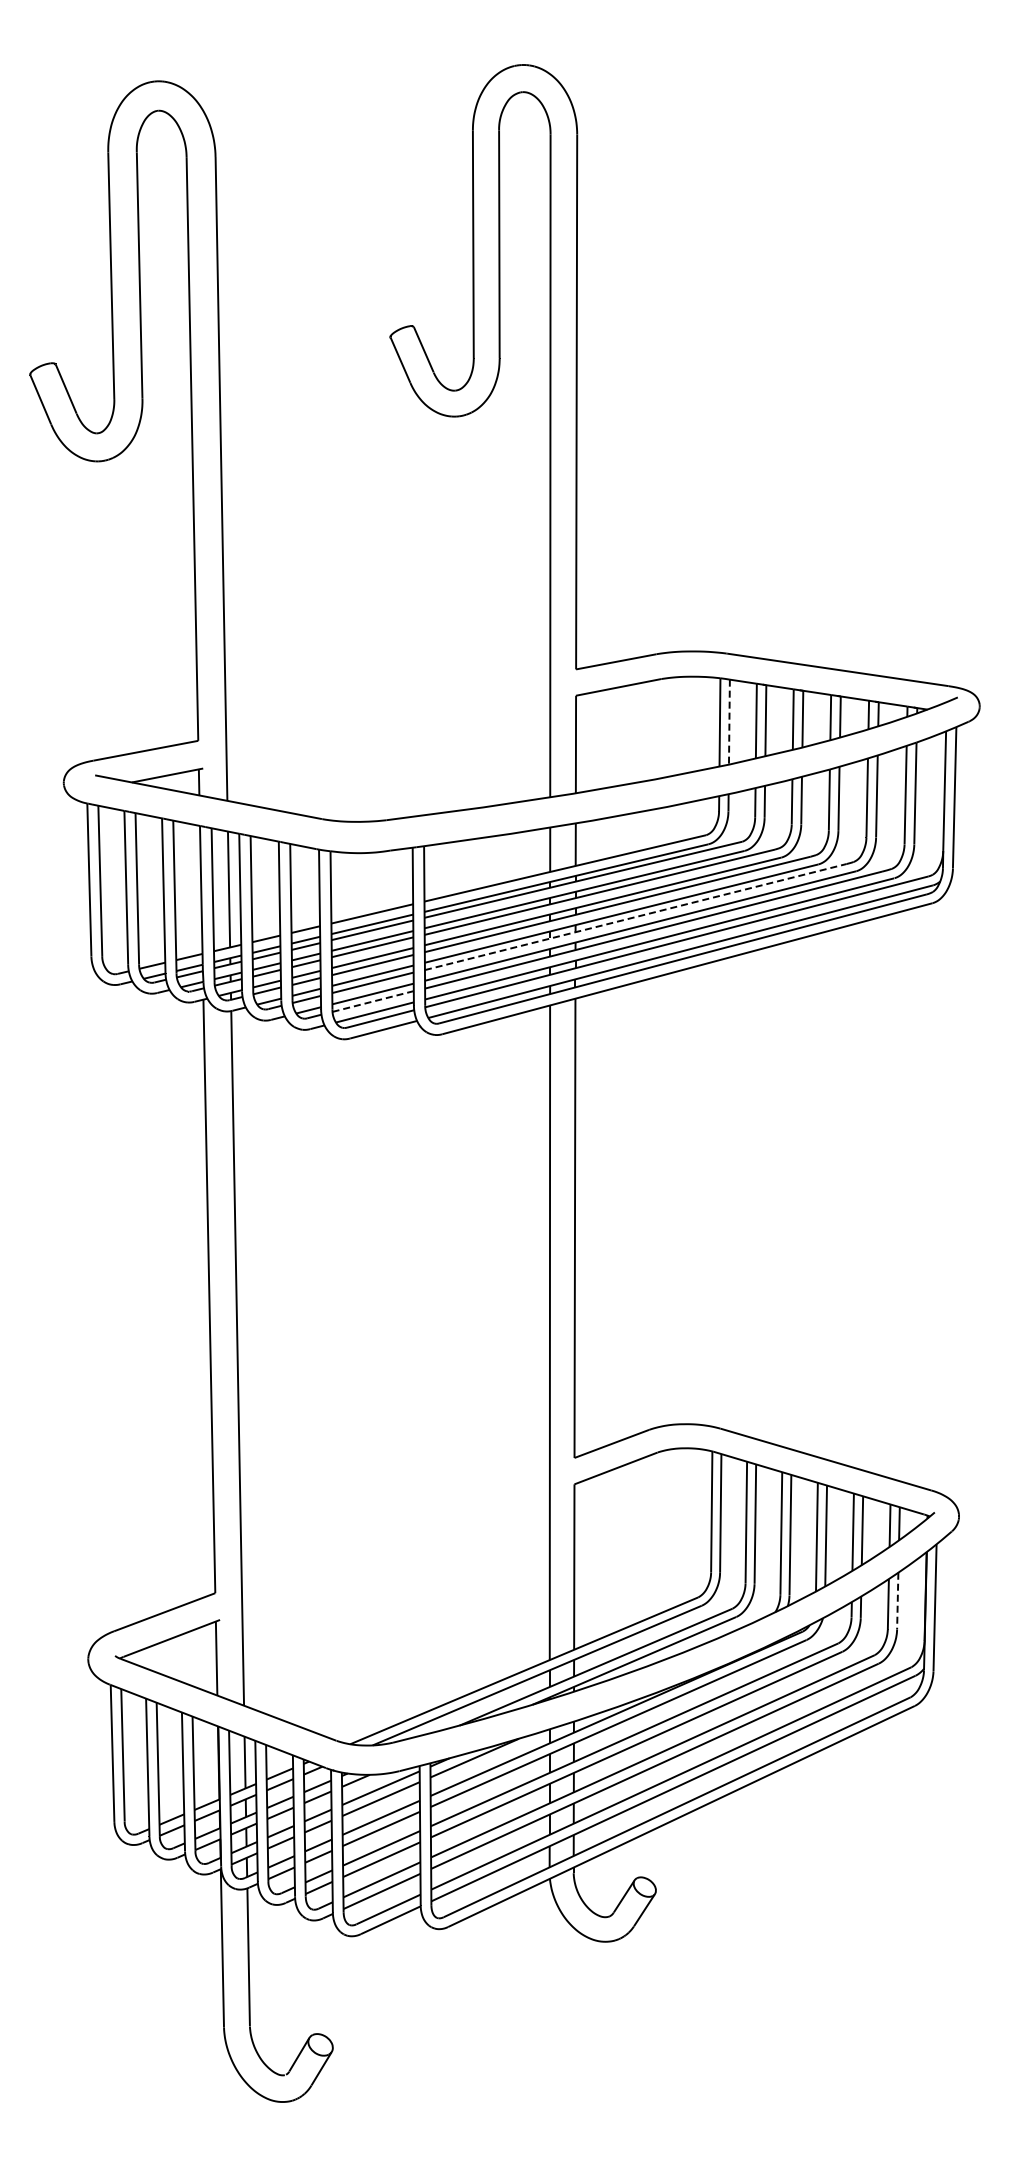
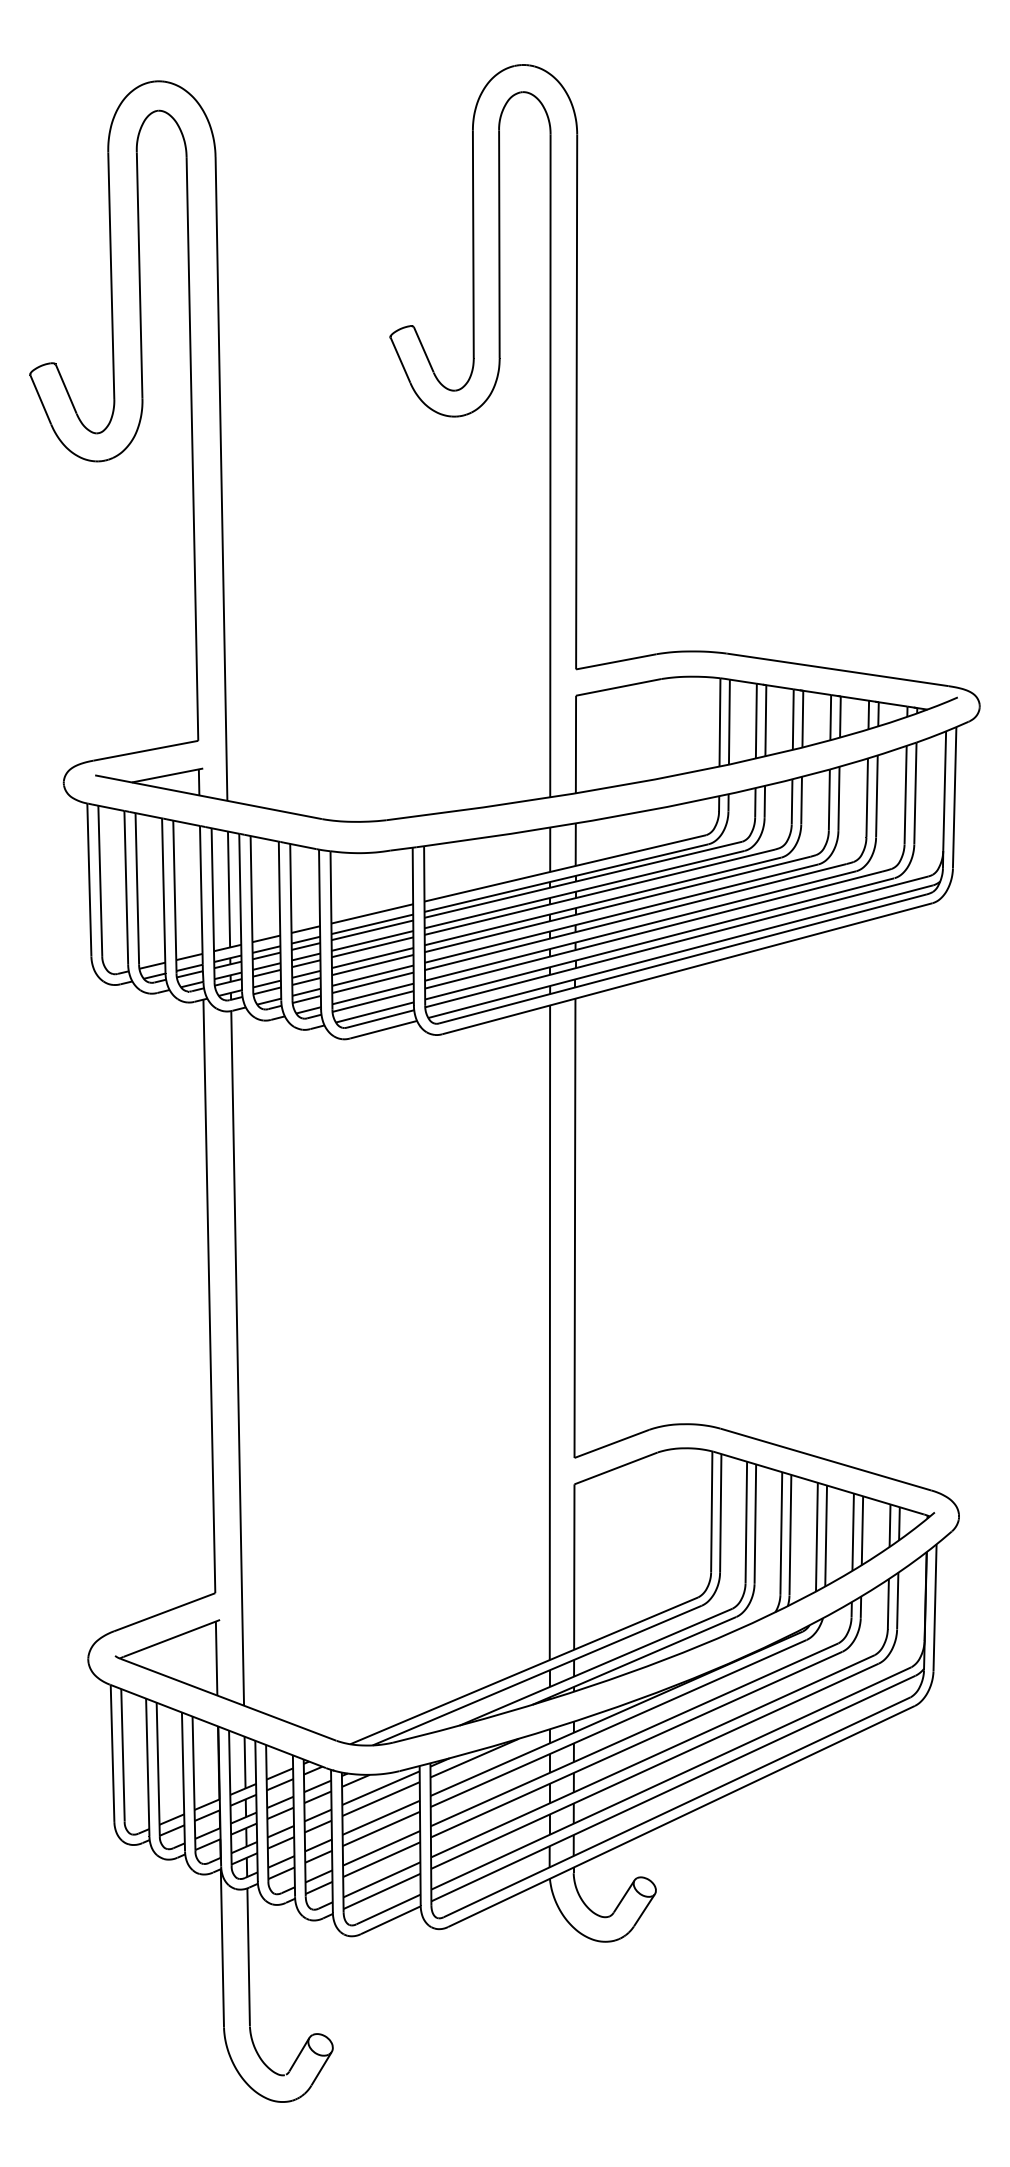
line: dashed -> solid (729, 722)
line: dashed -> solid (636, 916)
line: dashed -> solid (373, 1001)
line: dashed -> solid (897, 1601)
